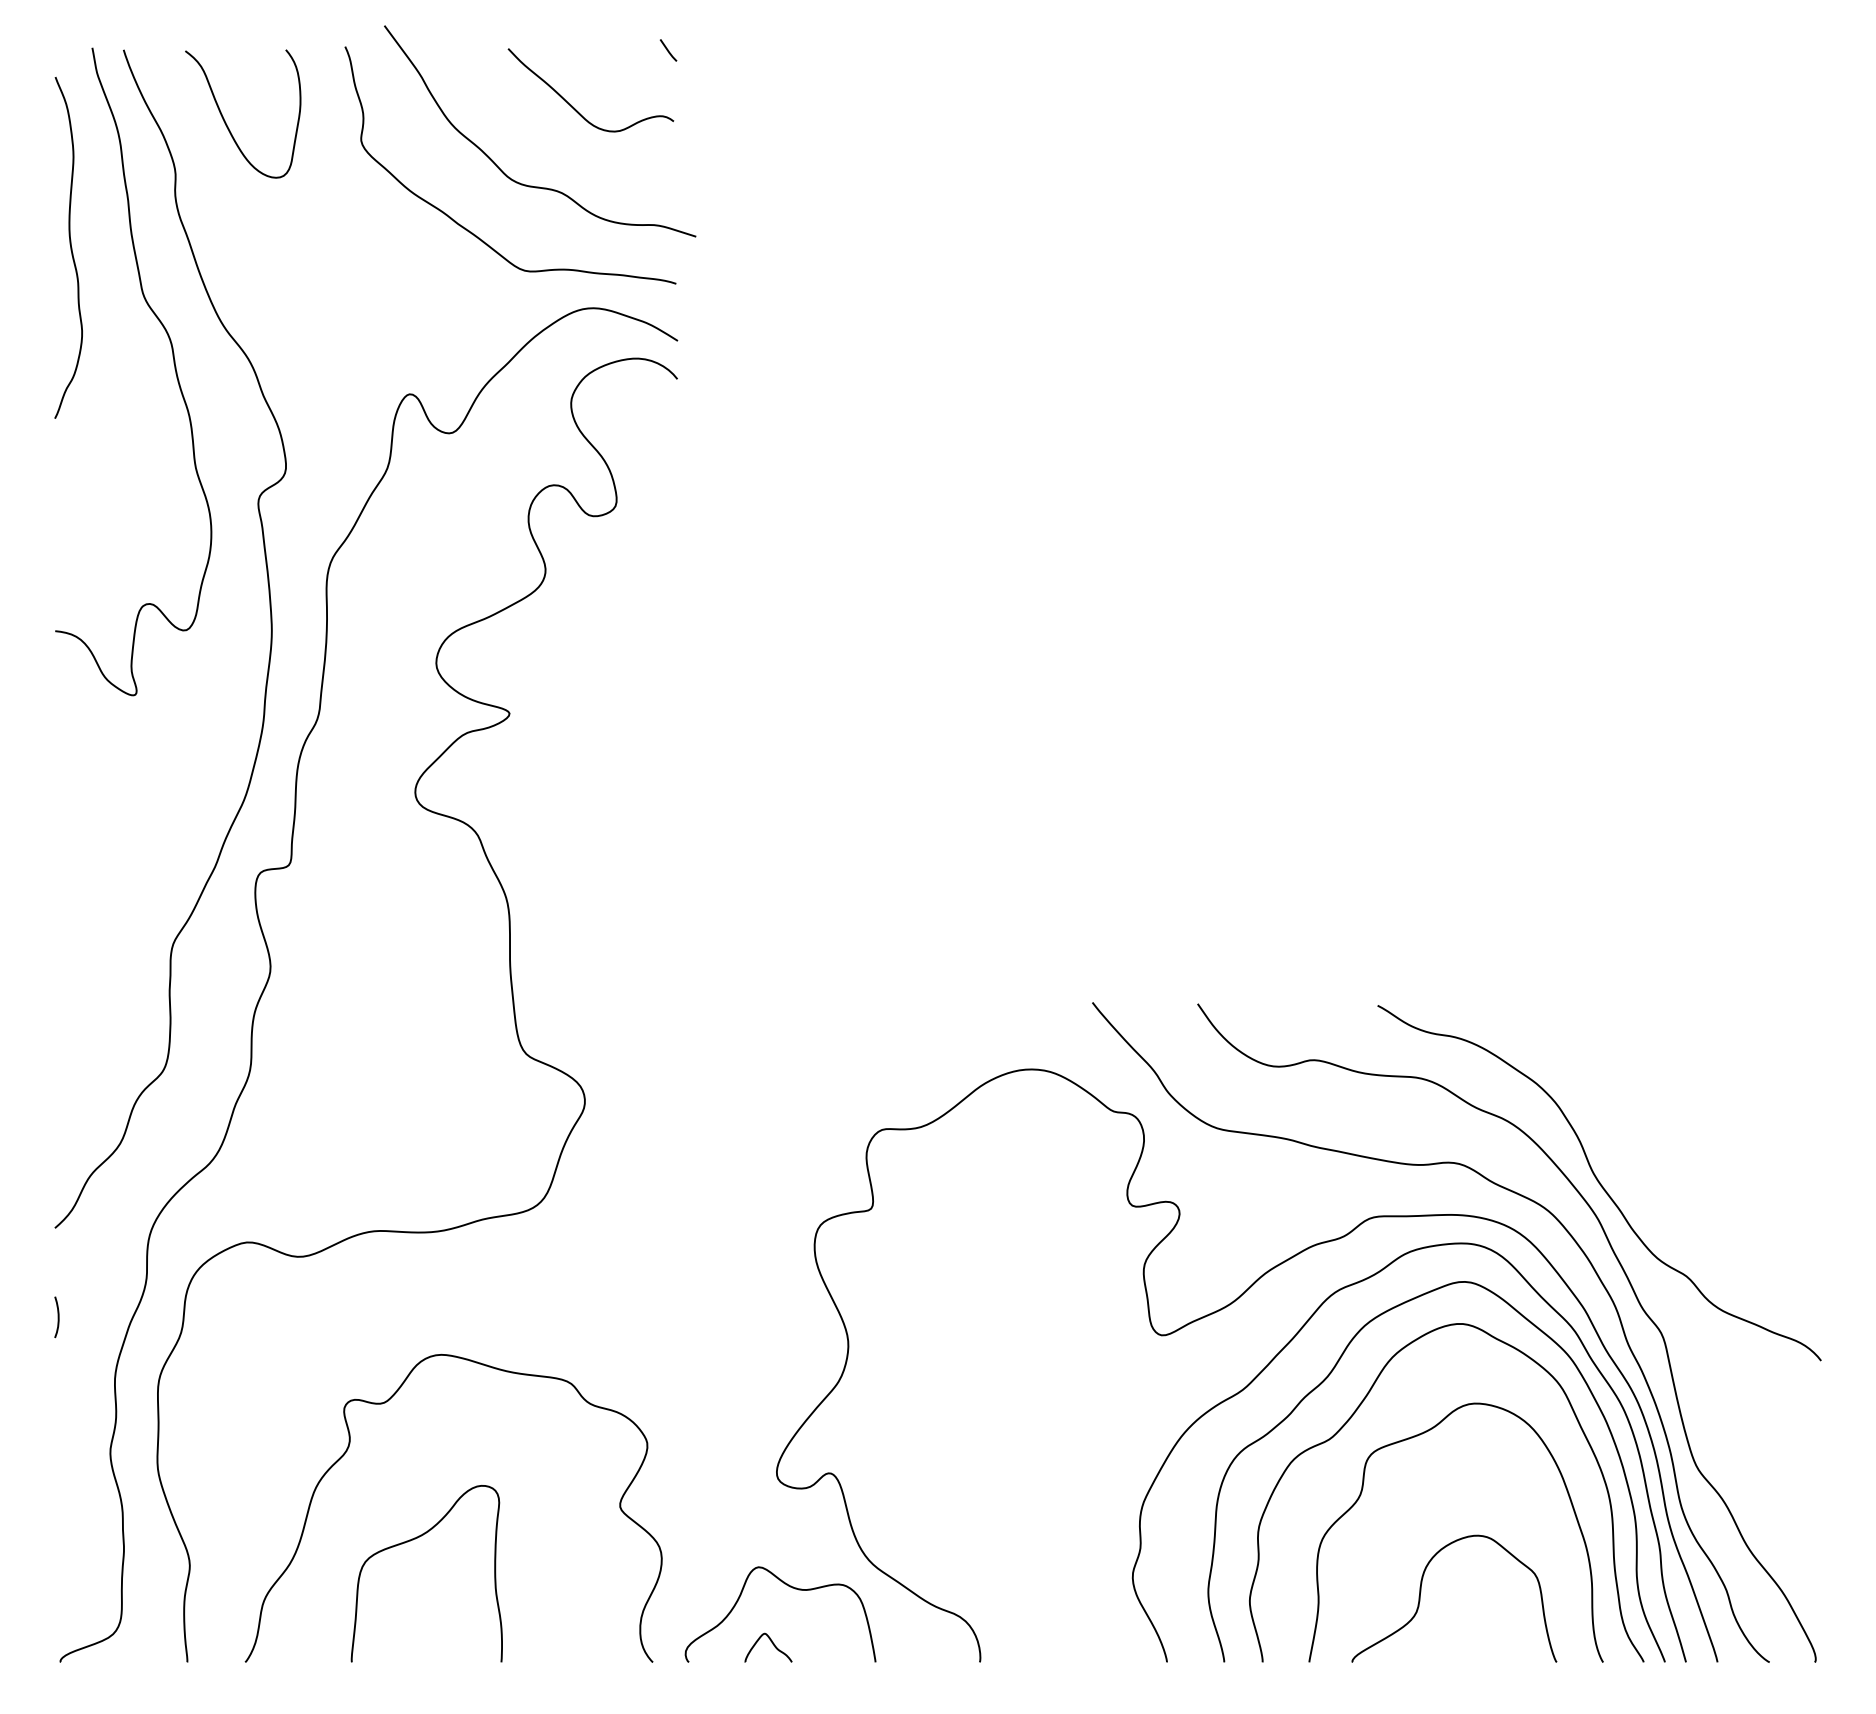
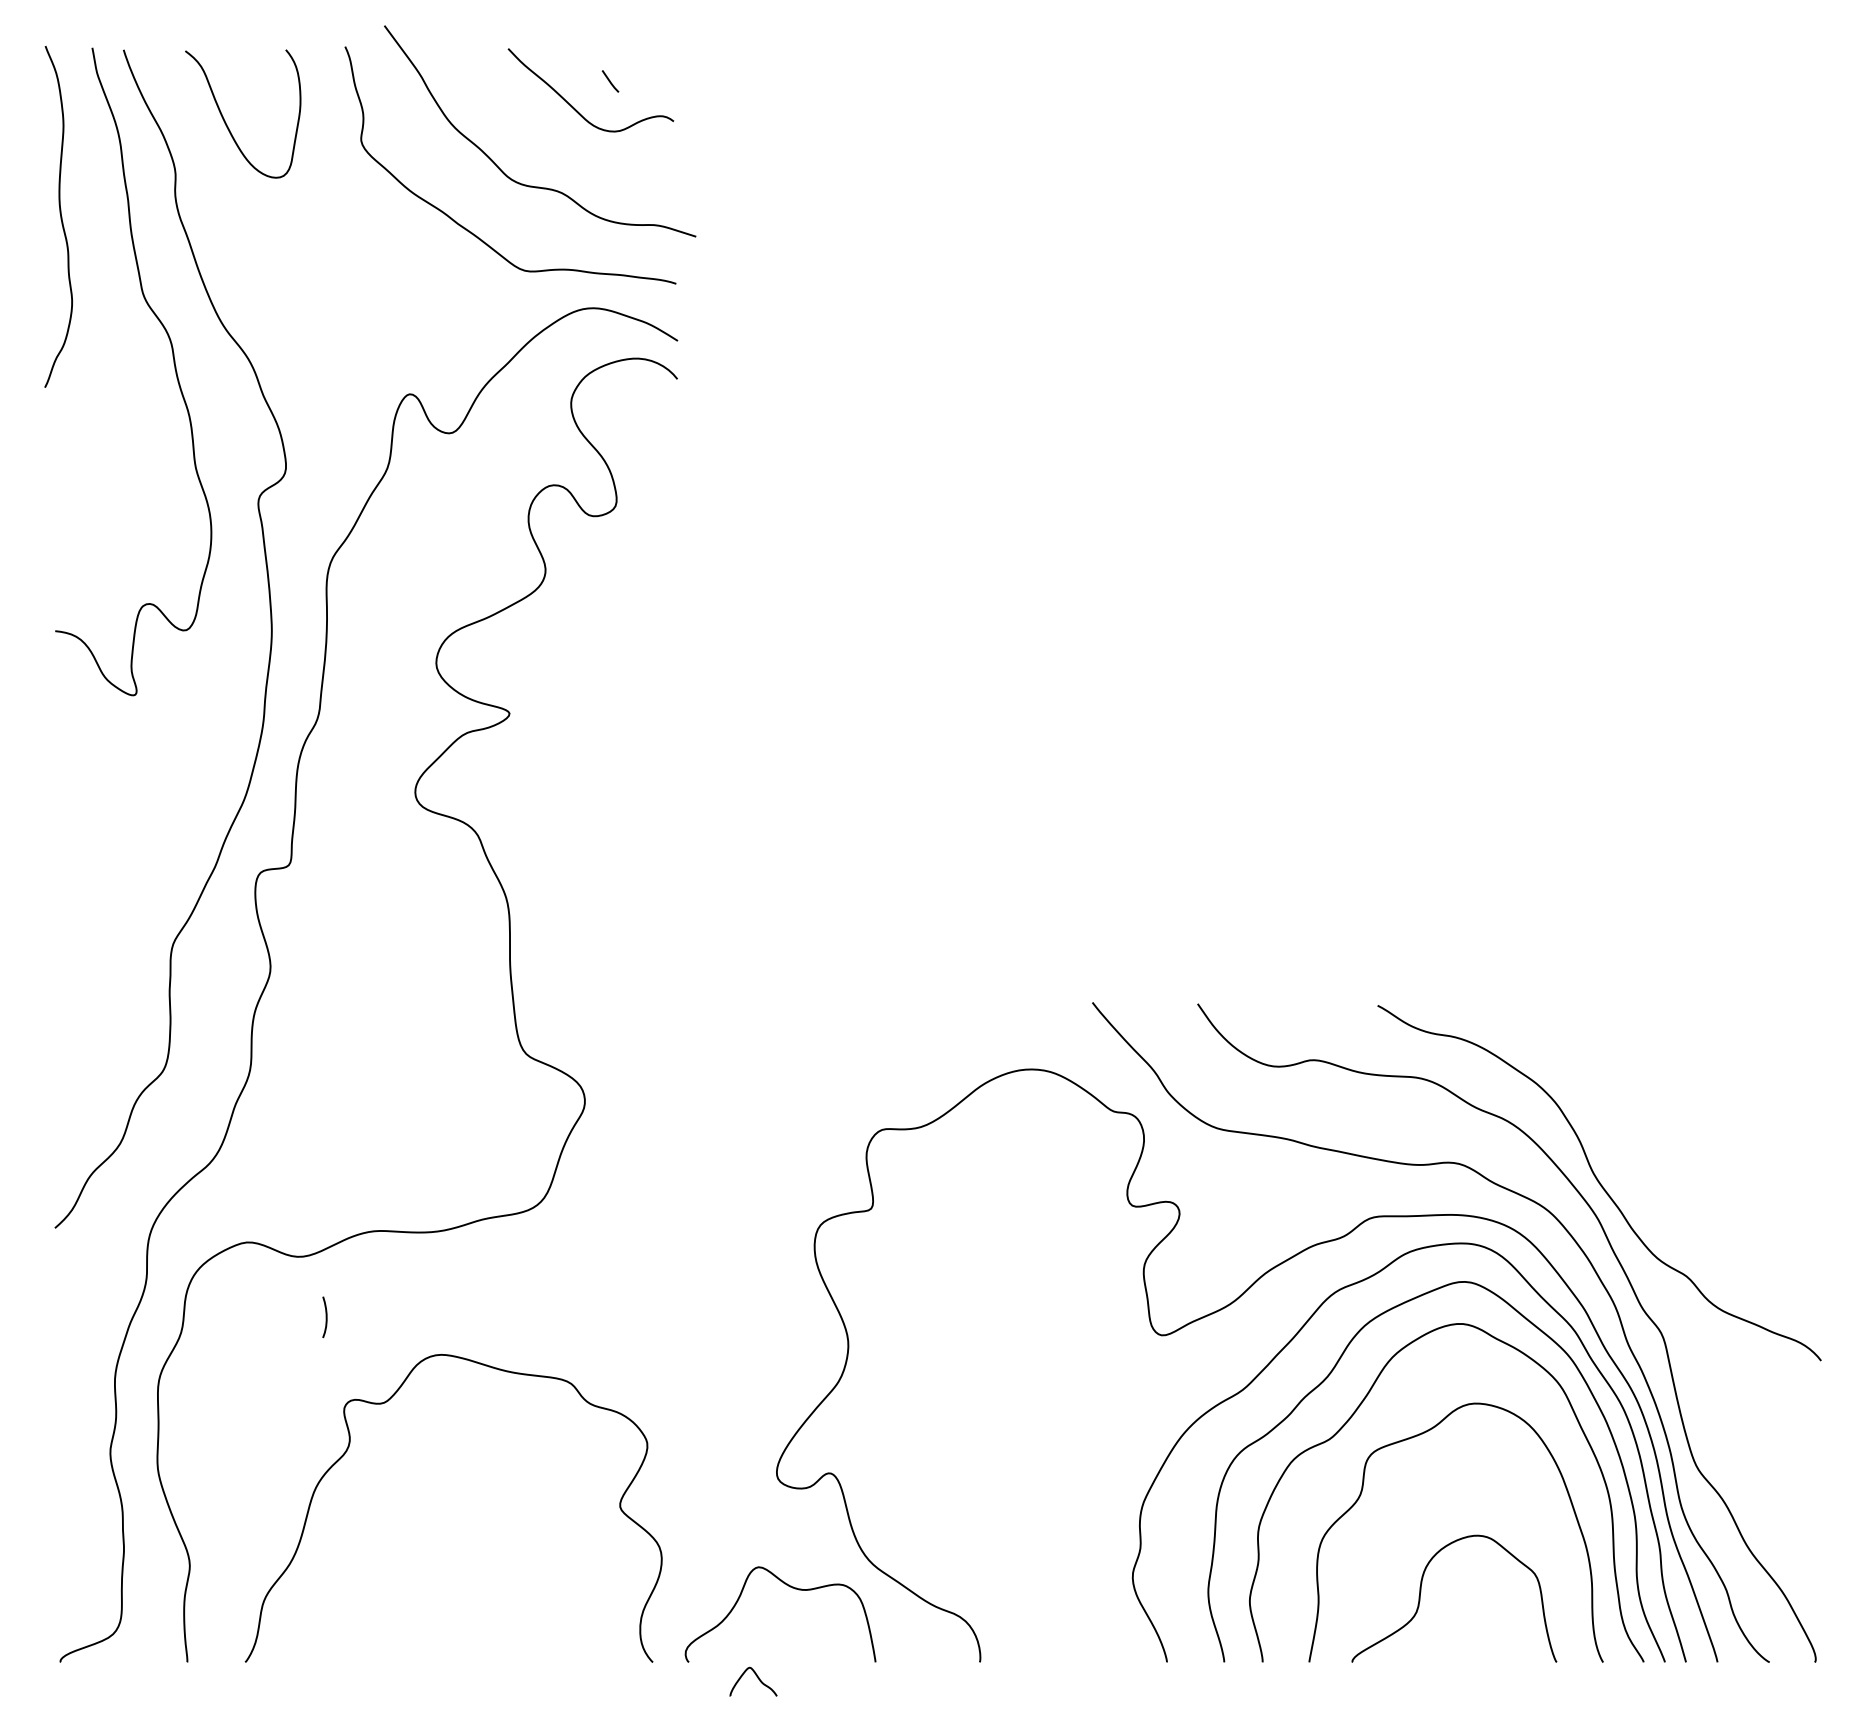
line position: (668, 50) -> (610, 81) (610, 81)
curve position: (70, 247) -> (60, 216) (60, 216)
curve position: (57, 1317) -> (325, 1317) (325, 1317)
curve: present -> none (413, 1540)
curve position: (772, 1644) -> (757, 1678) (757, 1678)
